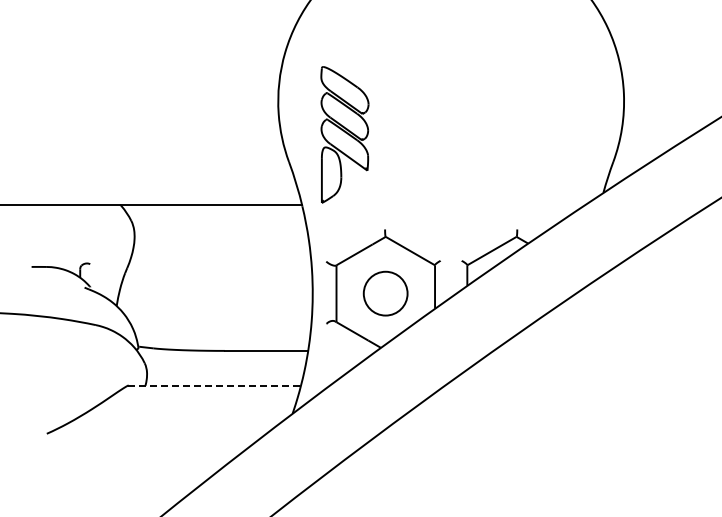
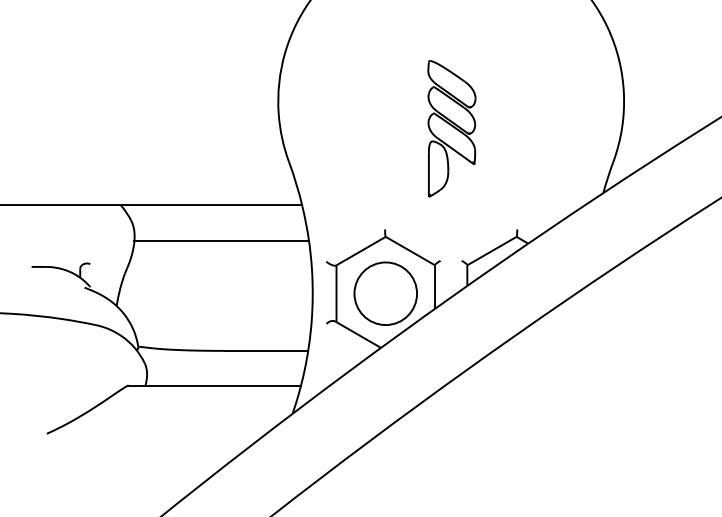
part position: (344, 134) -> (451, 128) (451, 128)
line: none -> present (221, 241)
circle size: 47x47 px -> 65x65 px (385, 293)
line: dashed -> solid (214, 385)
